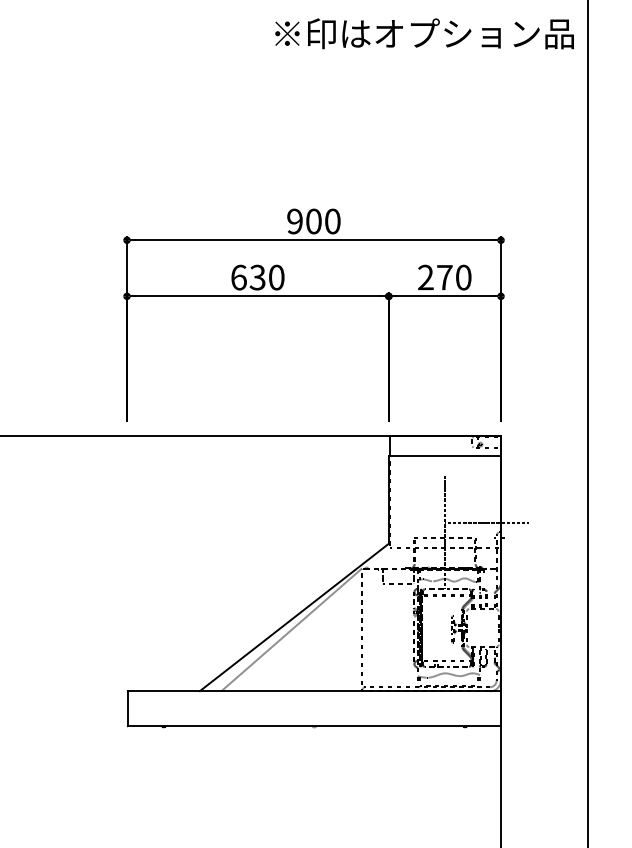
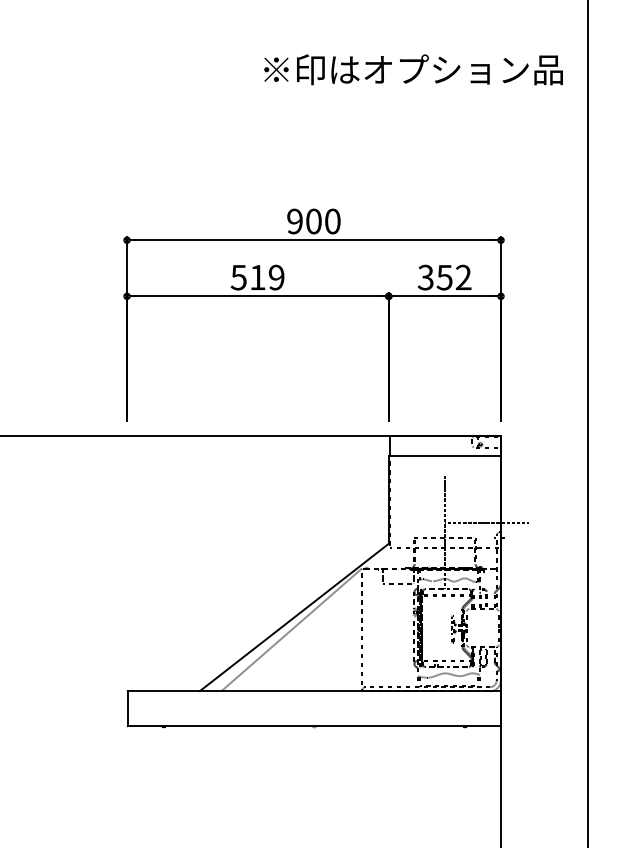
text position: (424, 33) -> (413, 69) (413, 69)
text: 630 -> 519 (257, 277)
text: 270 -> 352 (444, 277)
